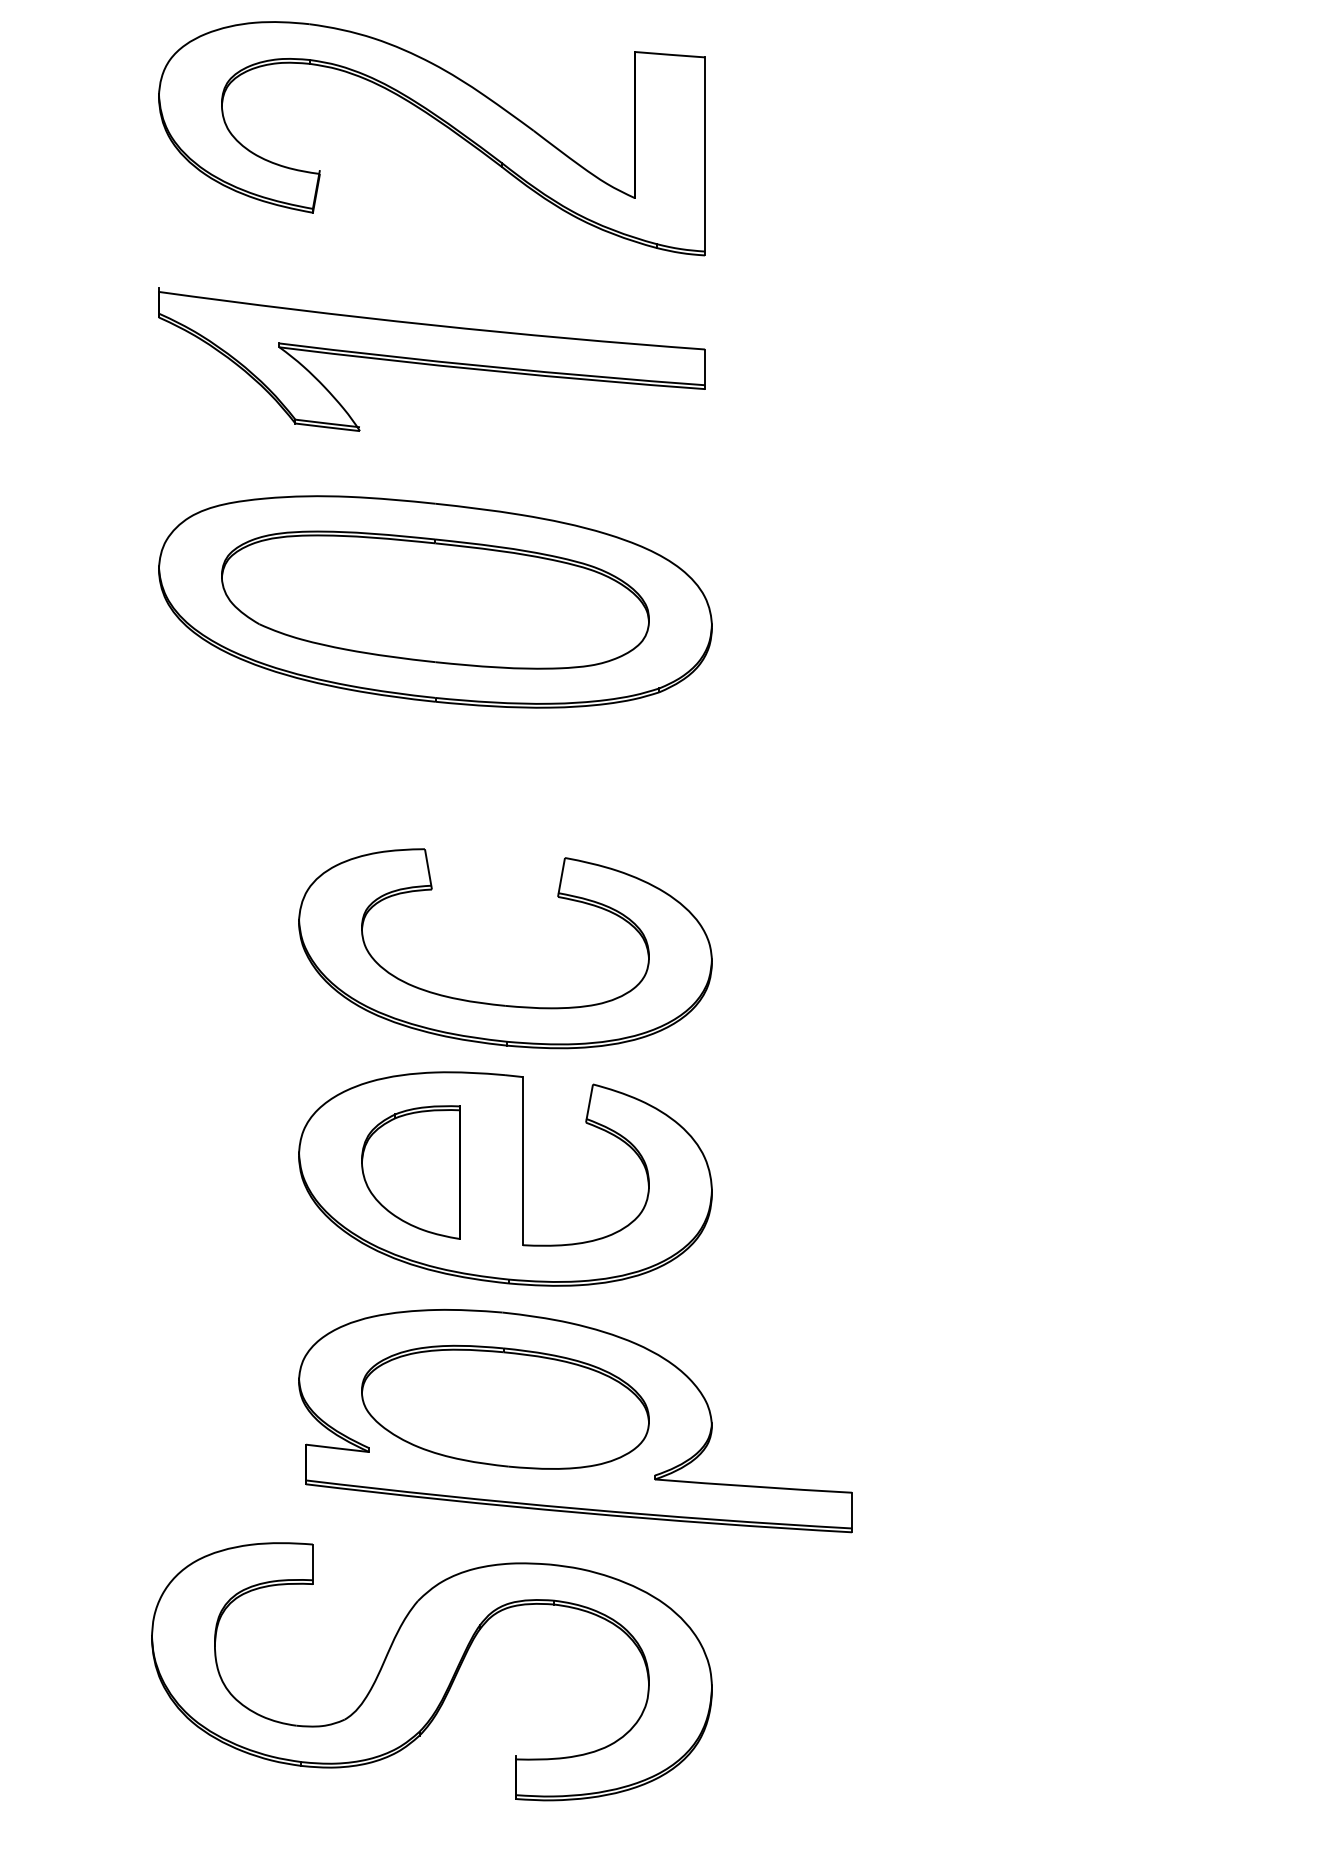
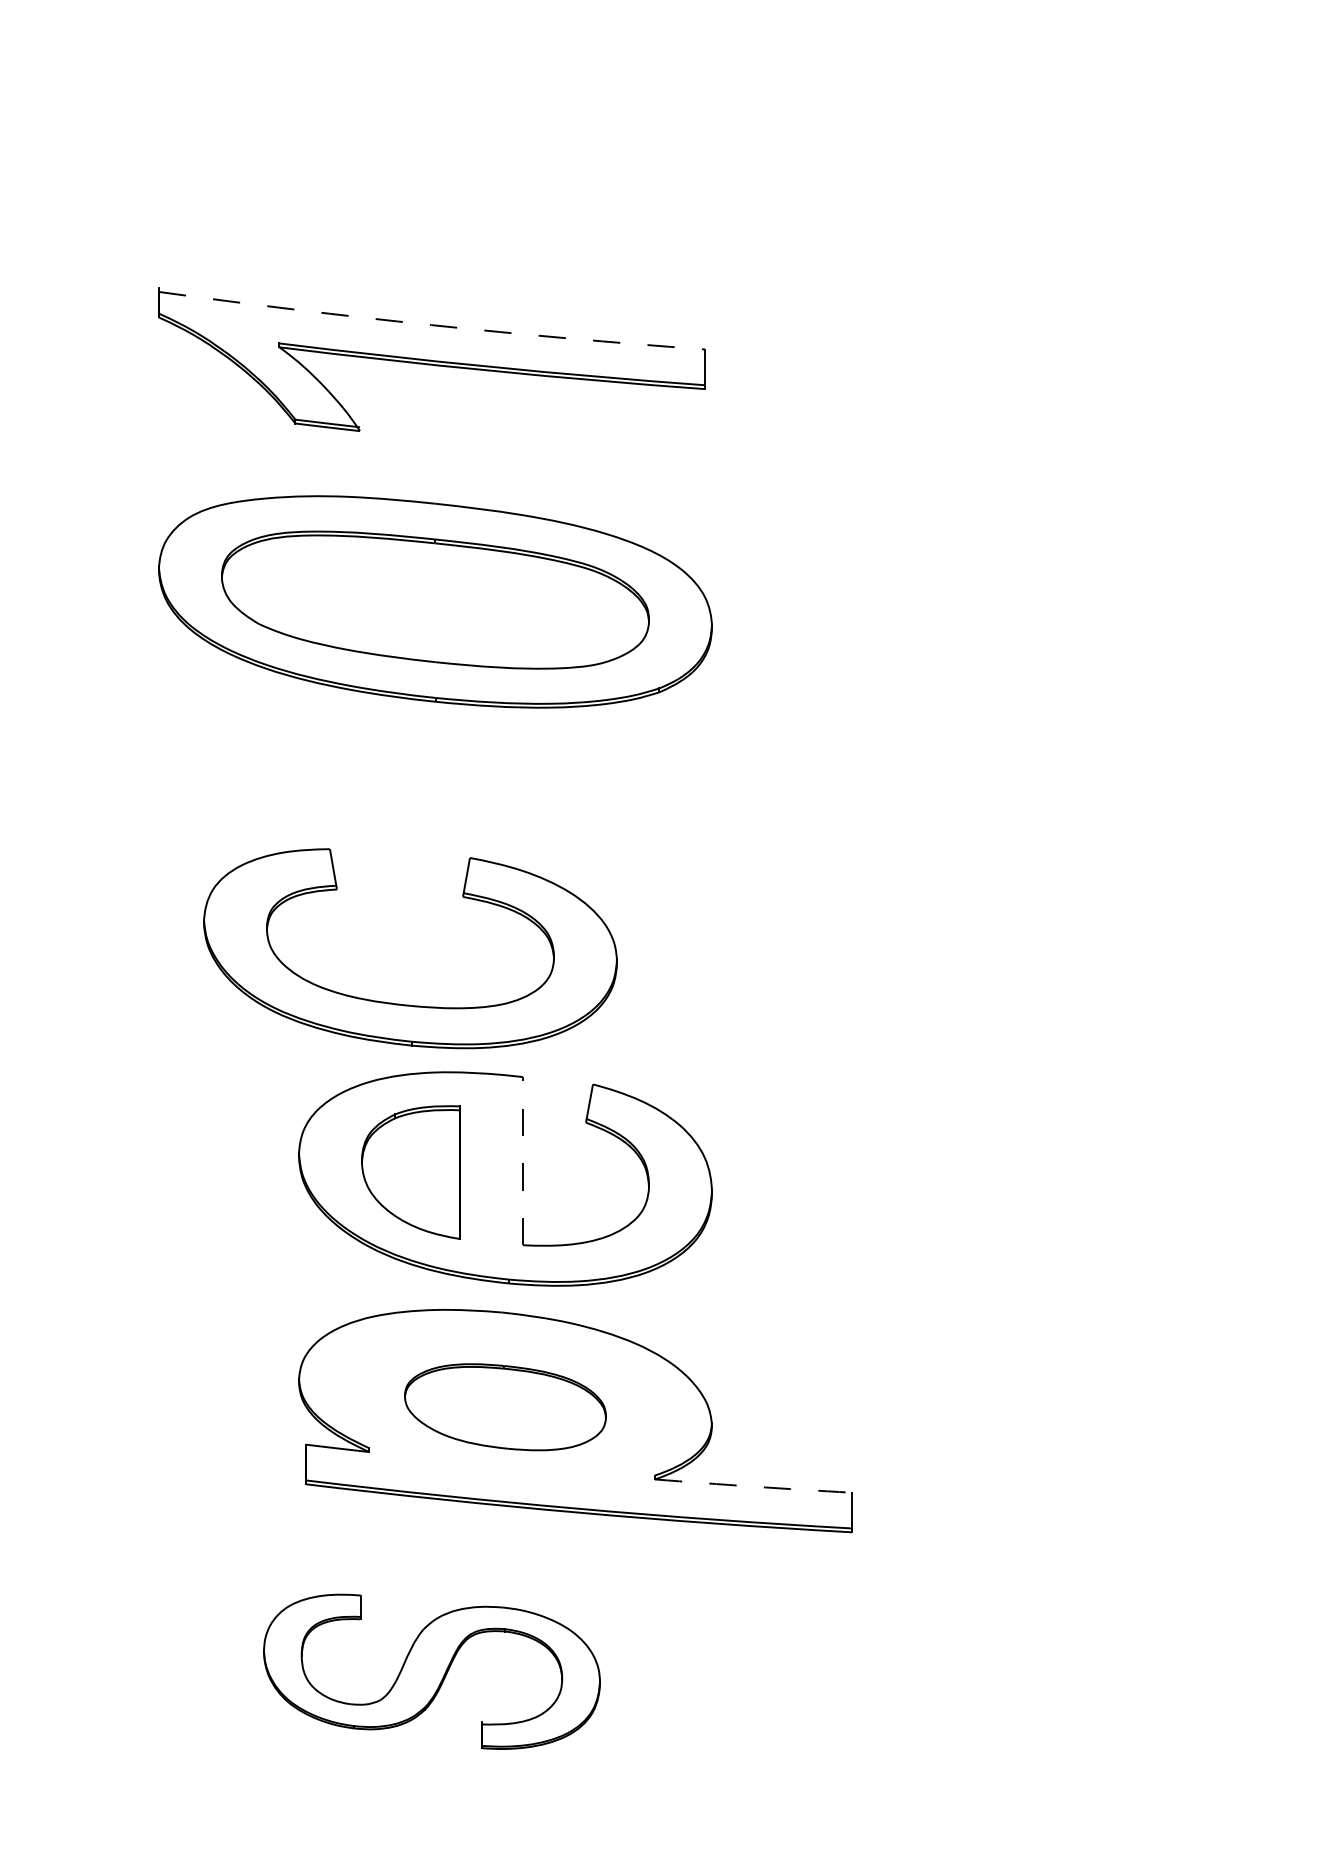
part: present -> none (441, 124)
arc: solid -> dashed (431, 325)
part position: (495, 1003) -> (400, 1003) (400, 1003)
line: solid -> dashed (522, 1160)
part size: 289x126 px -> 203x89 px (505, 1407)
arc: solid -> dashed (753, 1486)
part size: 562x260 px -> 338x157 px (431, 1671)
